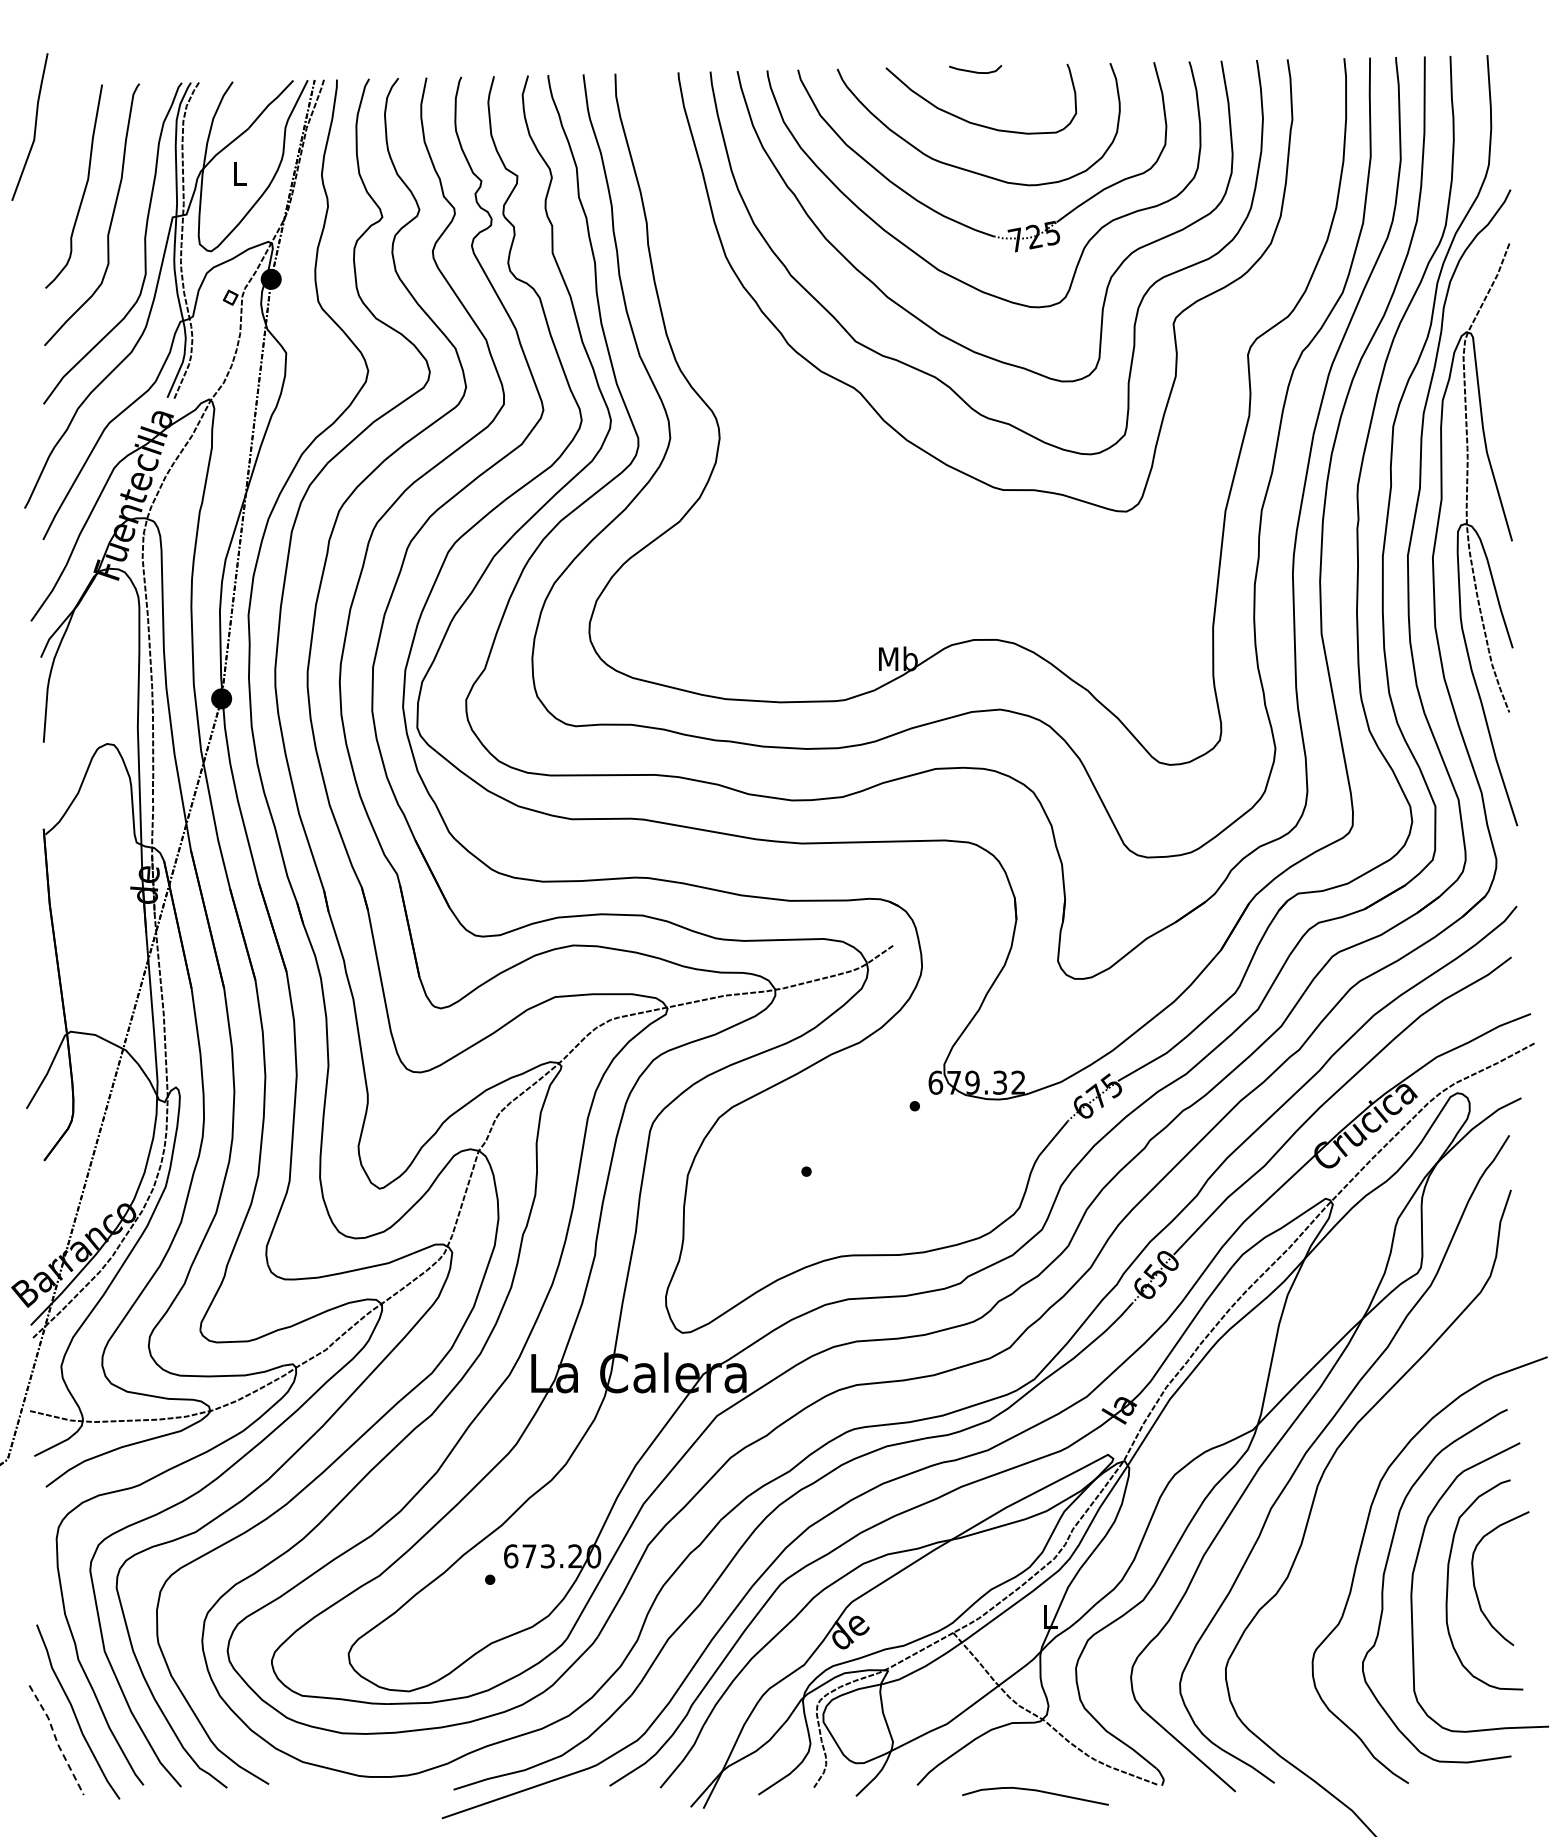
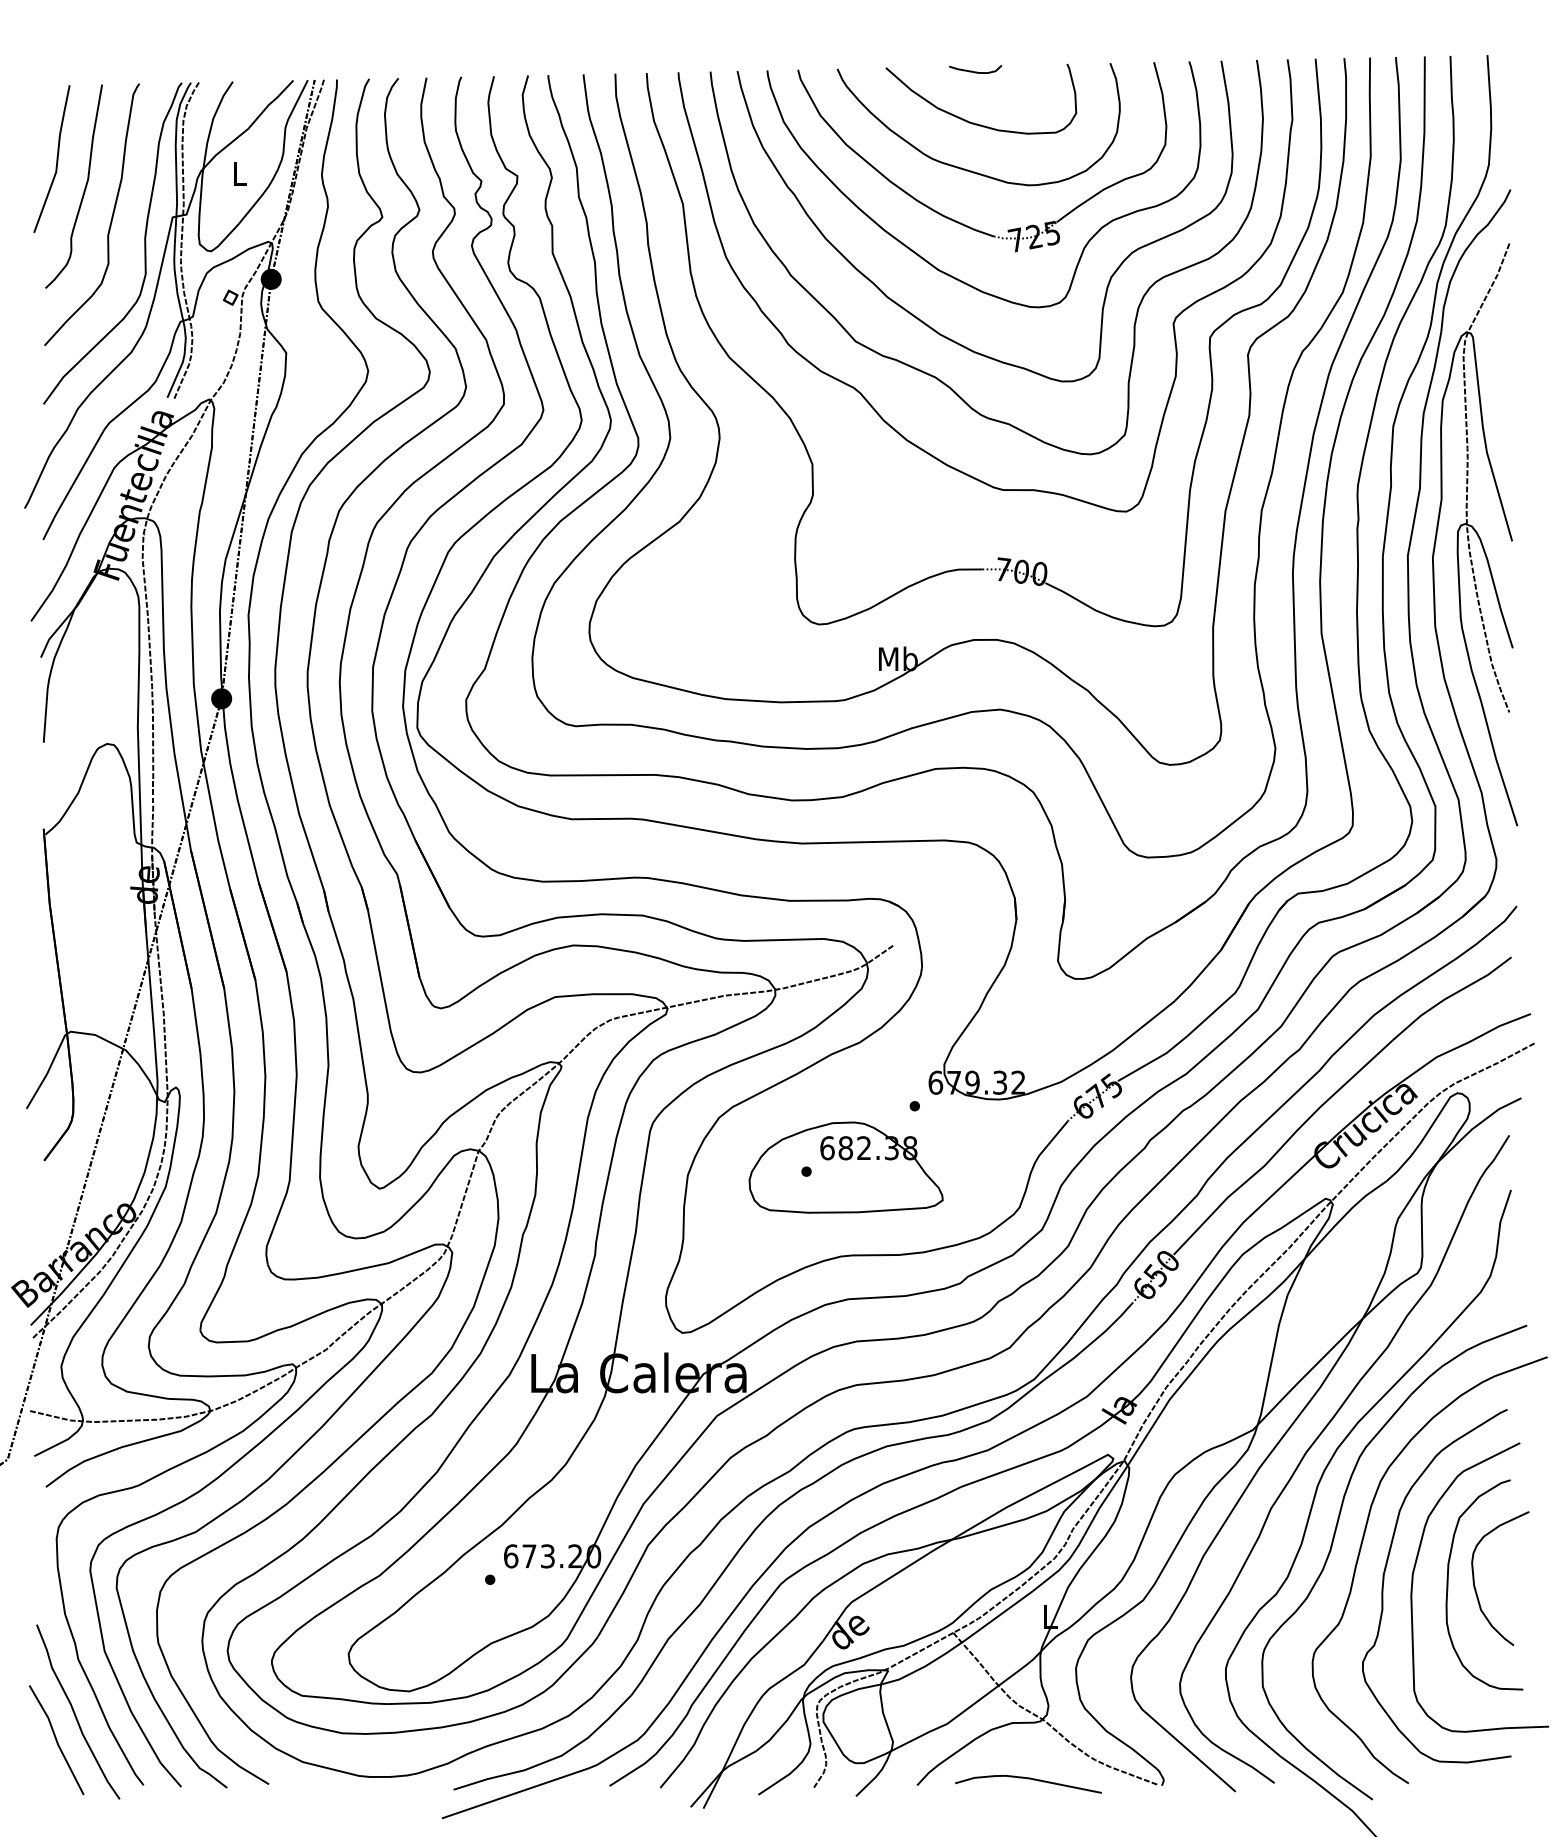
line position: (34, 126) -> (56, 158) (56, 158)
part: none -> present (802, 438)
part: none -> present (845, 1167)
part: none -> present (1332, 1547)
line: dashed -> solid (56, 1740)
curve position: (1035, 1791) -> (1028, 1779) (1028, 1779)
